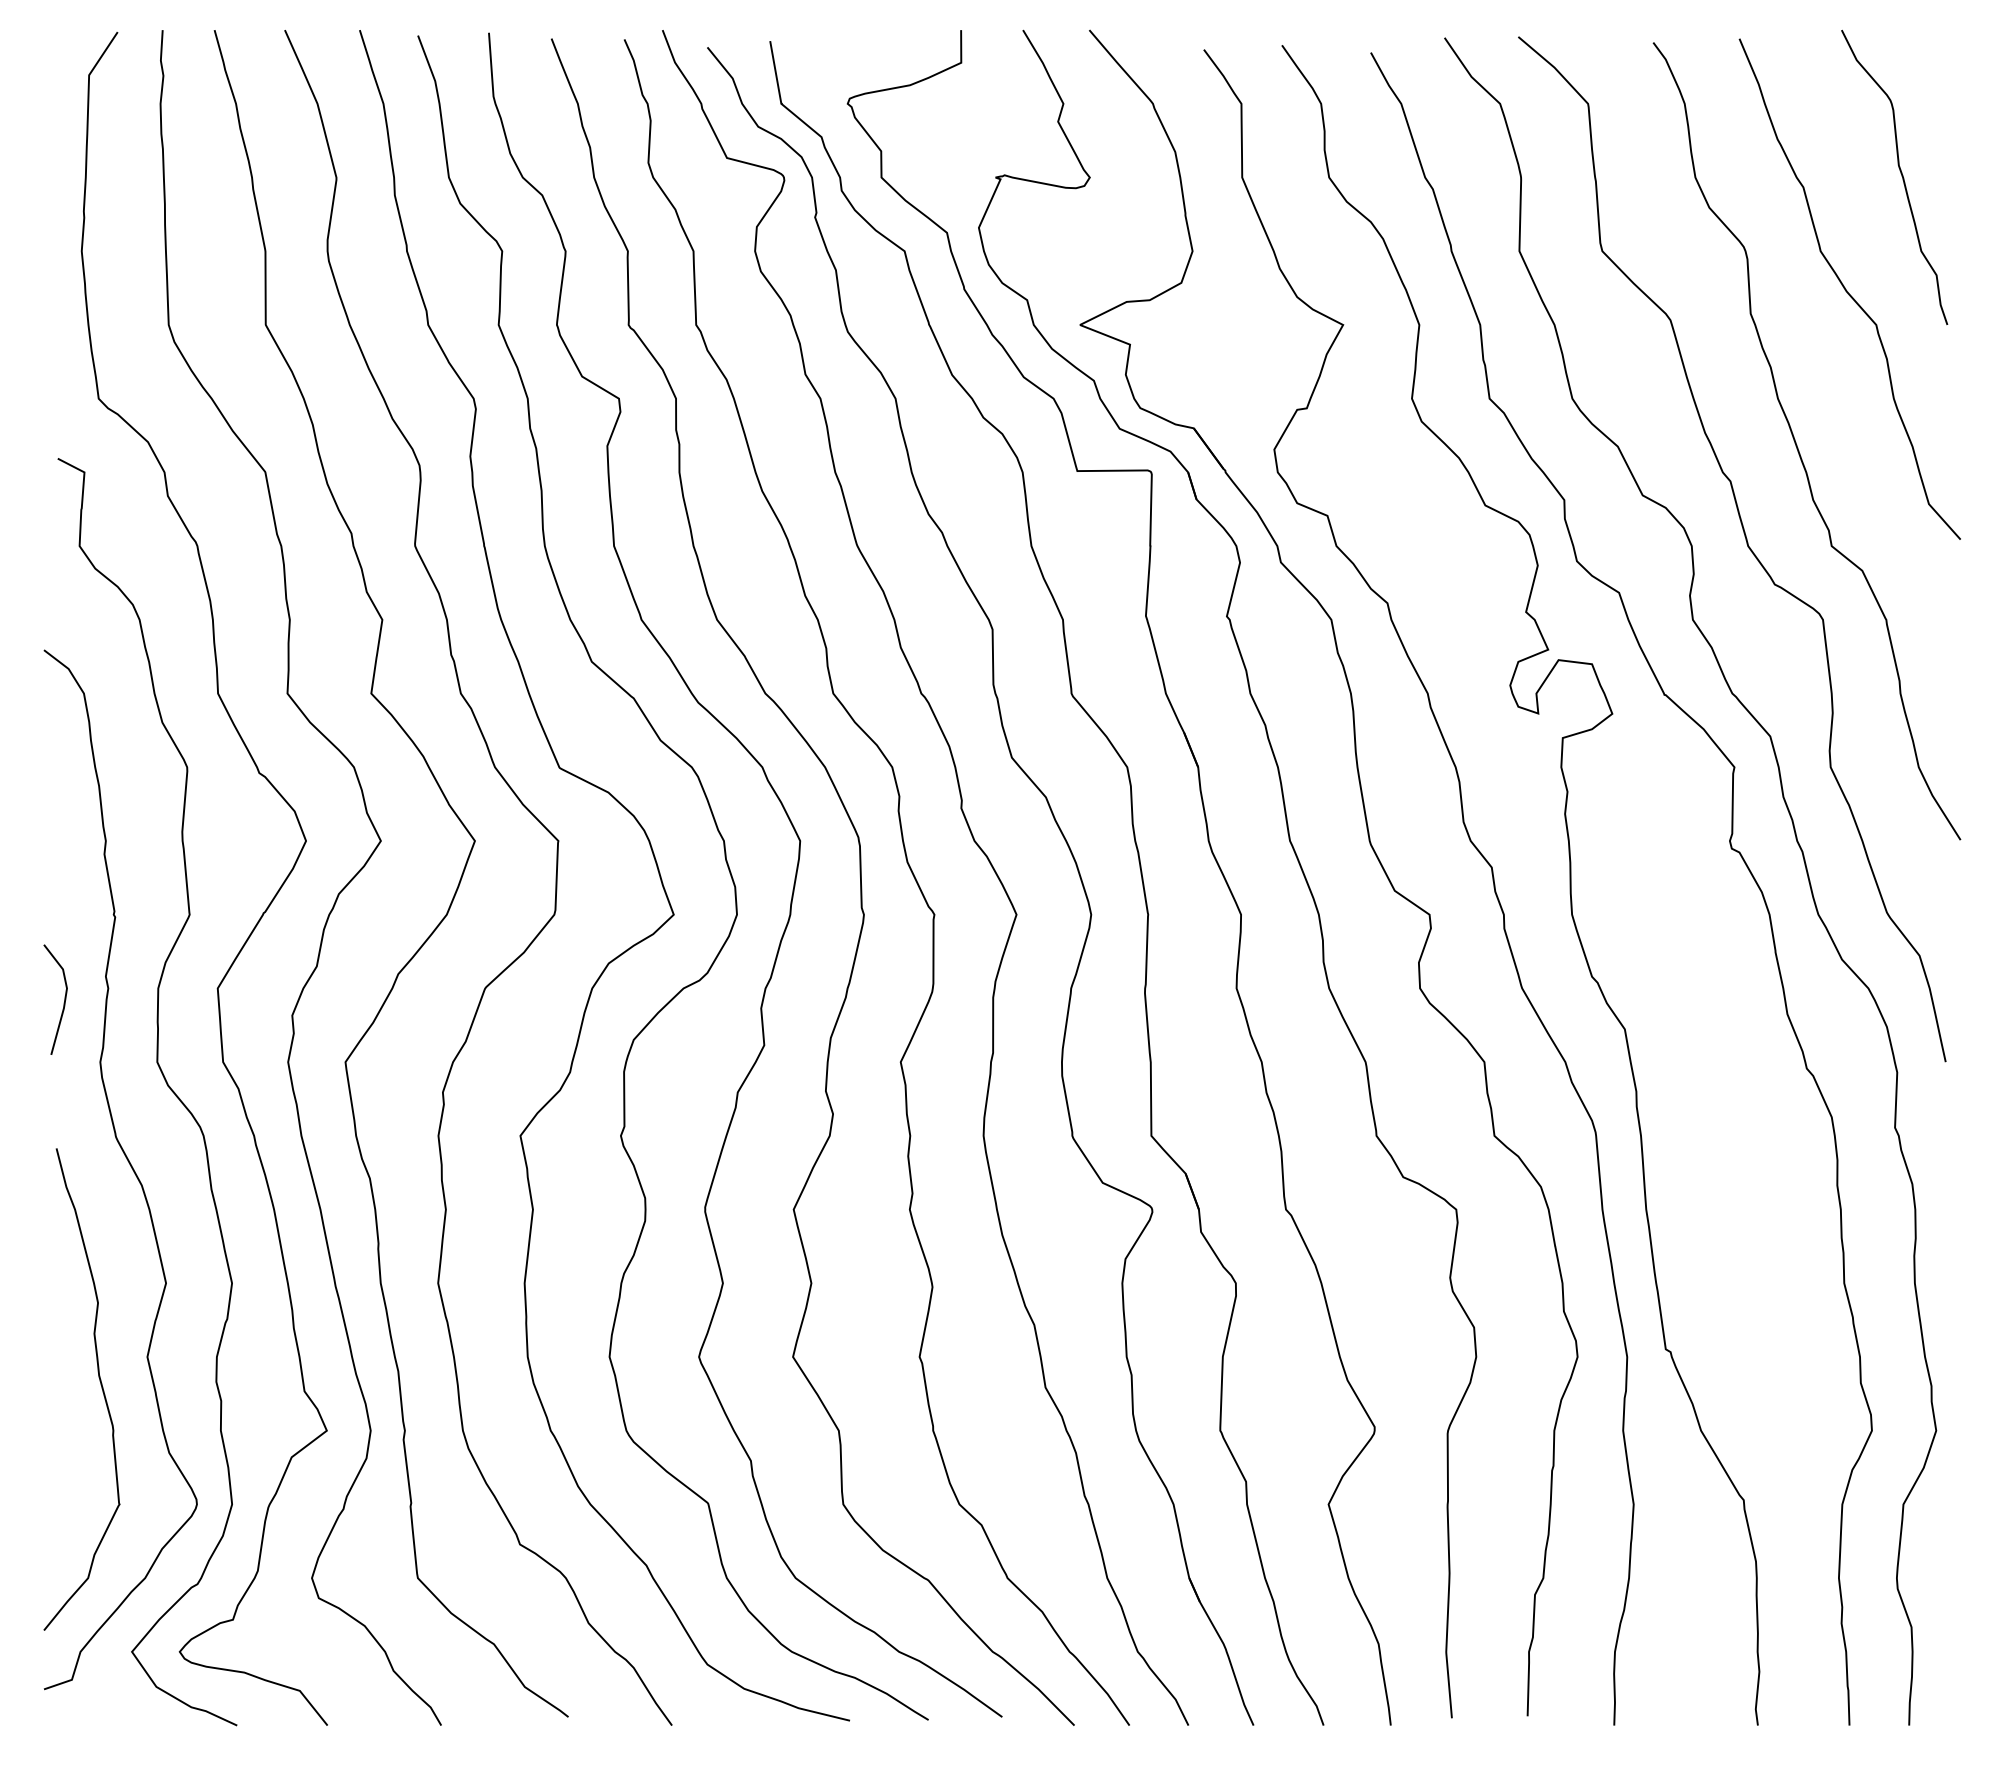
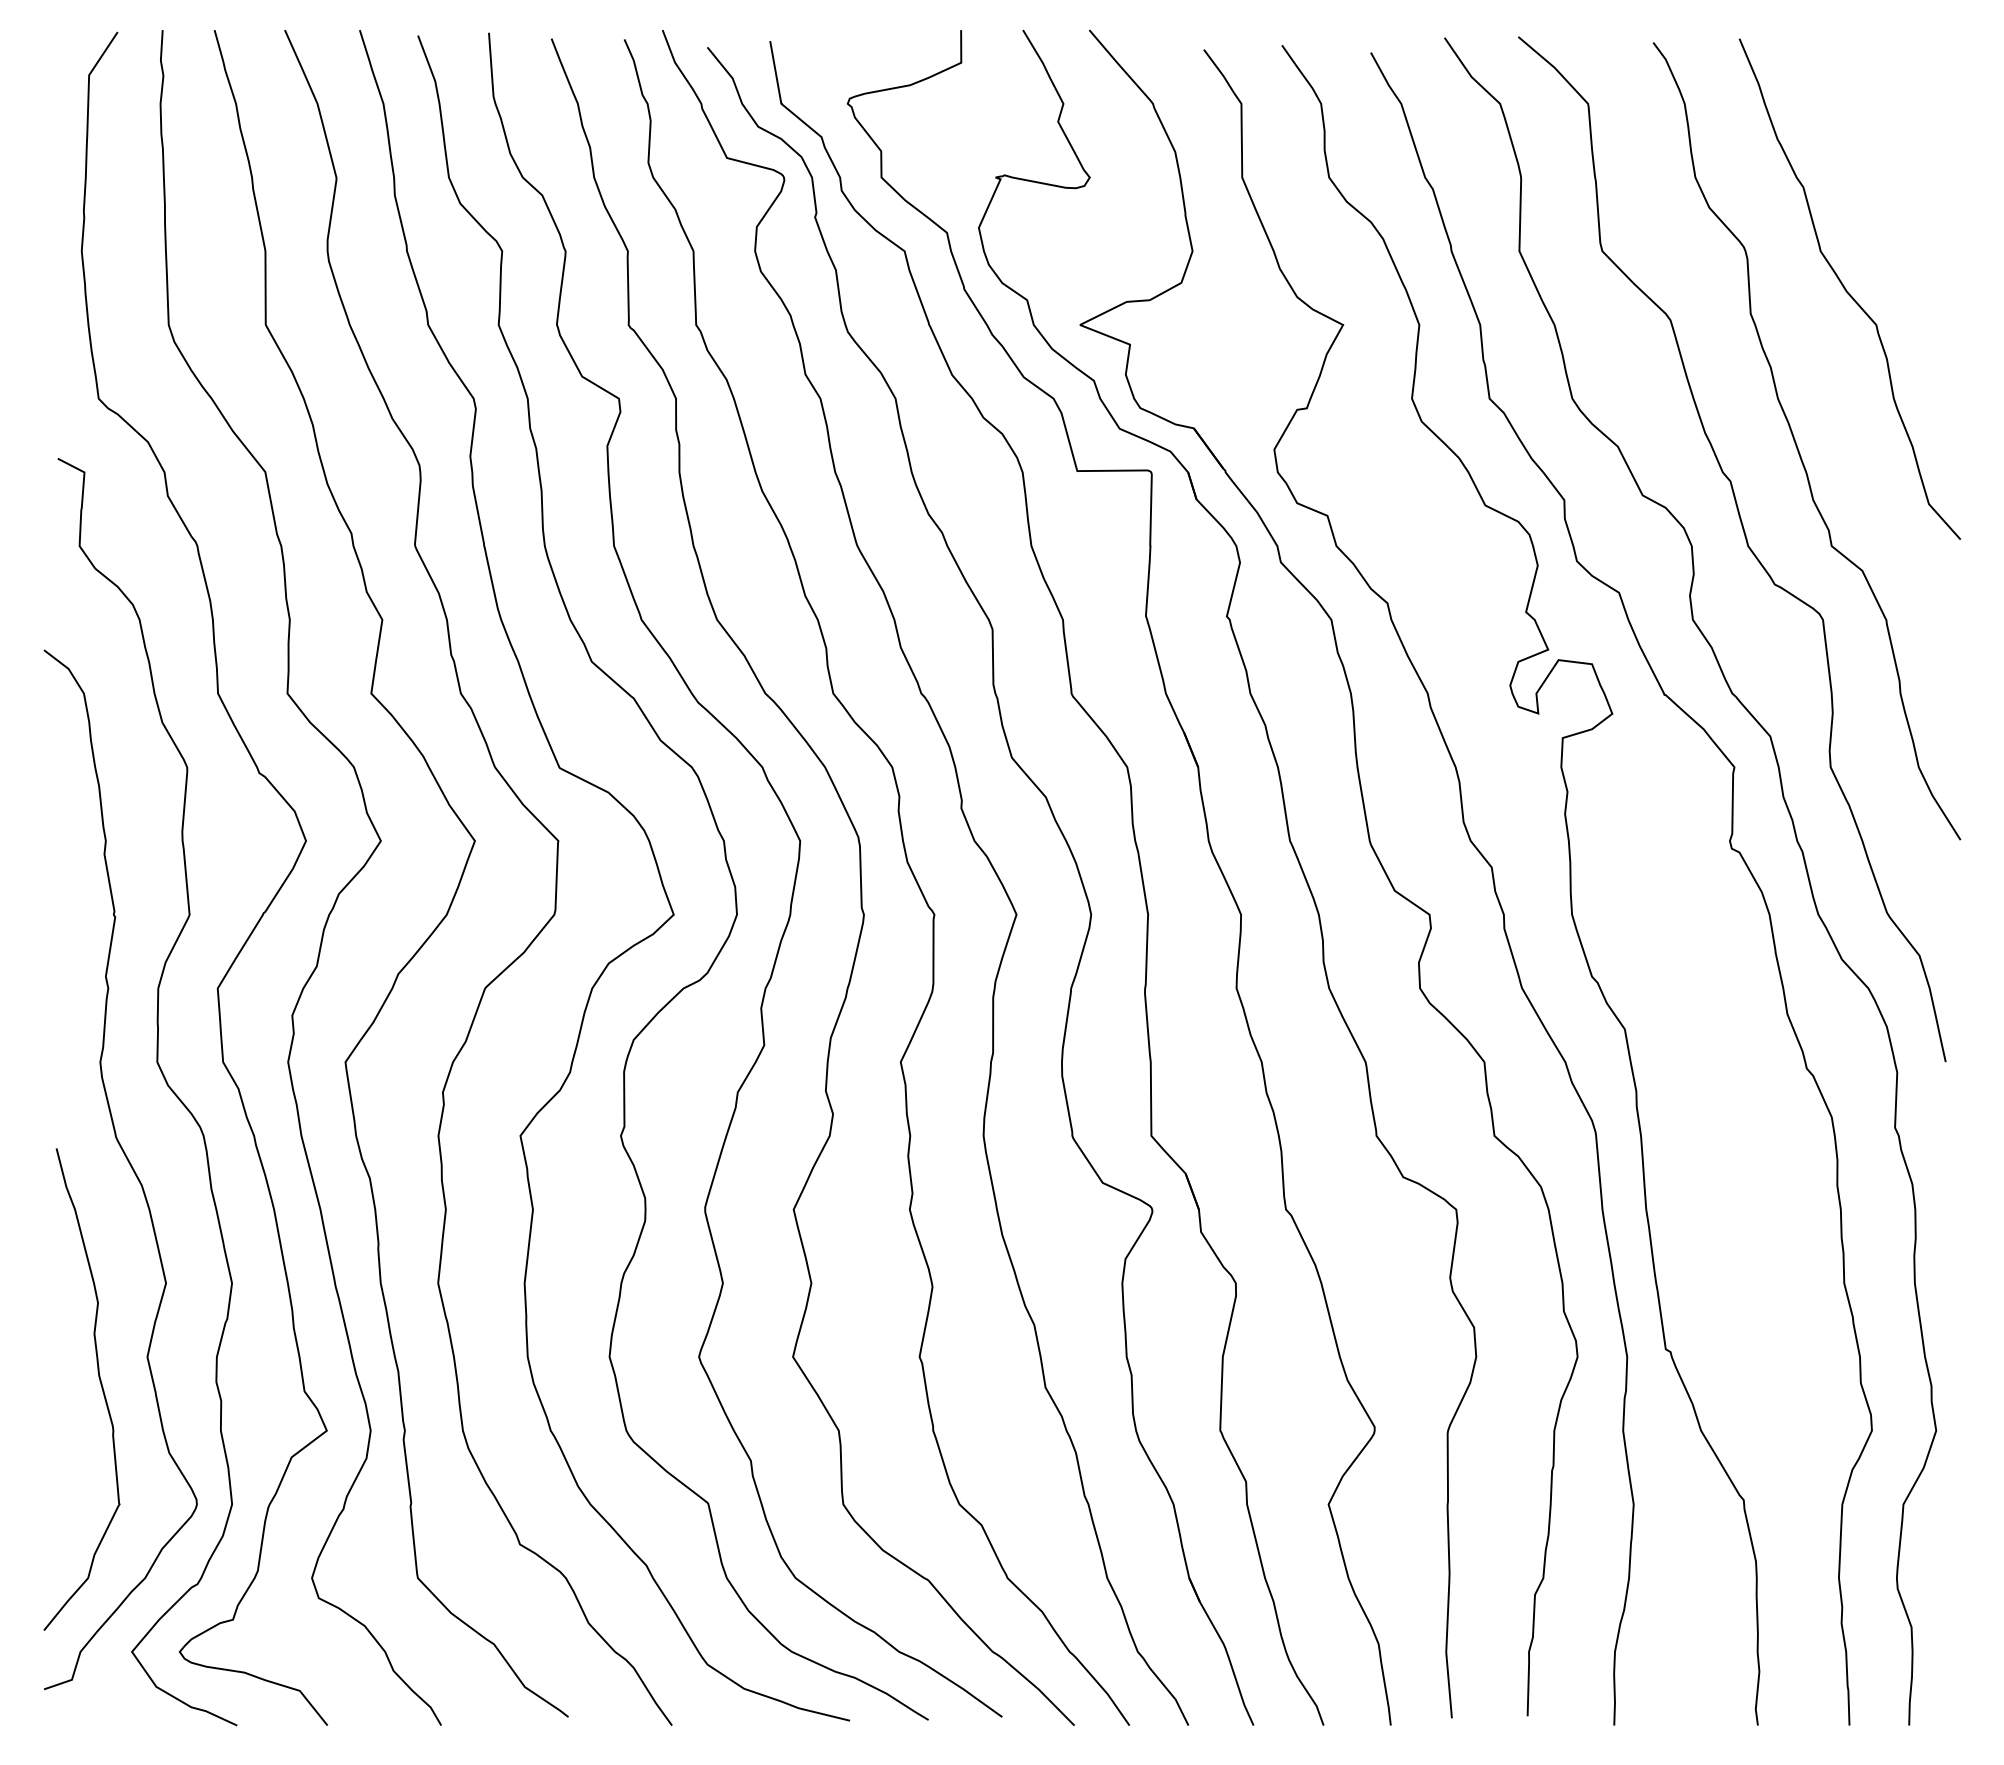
curve: present -> none (1901, 176)
line: present -> none (63, 1002)
